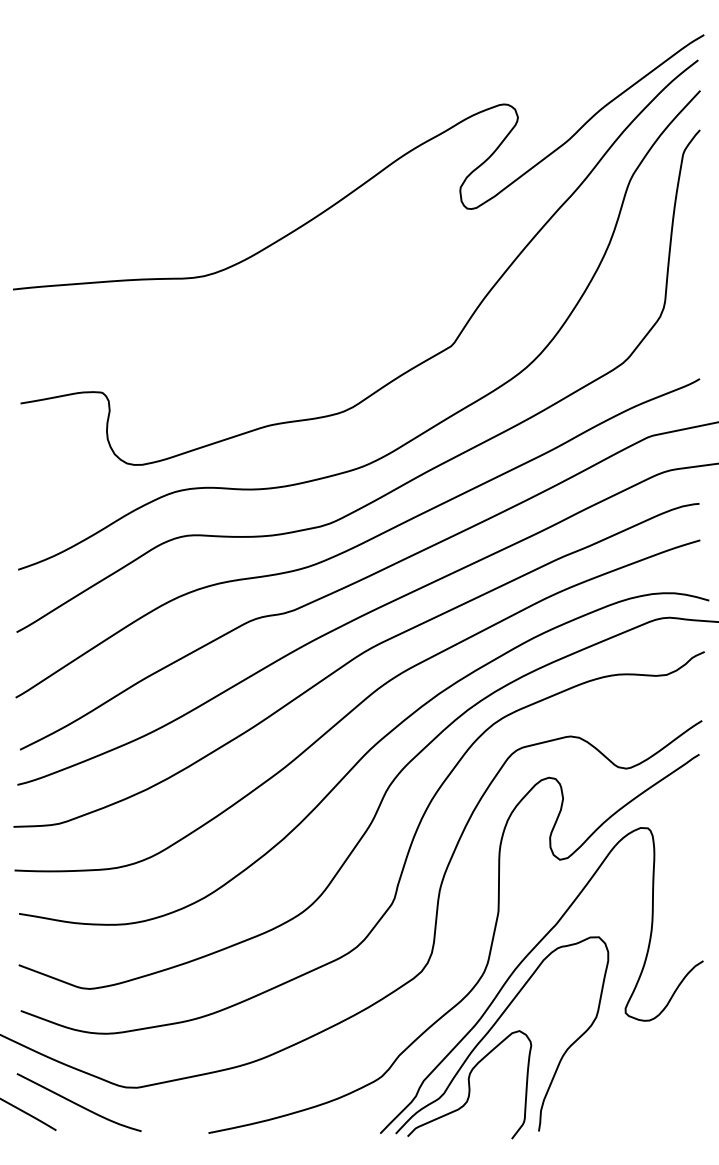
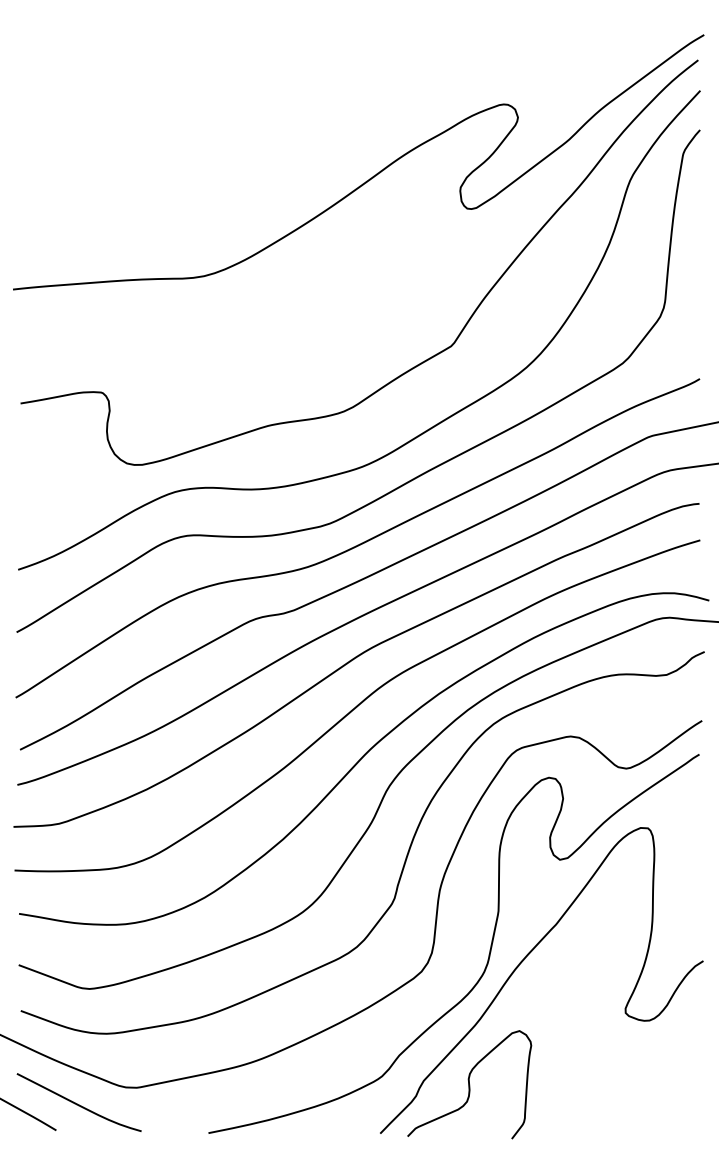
curve: present -> none (493, 1027)
